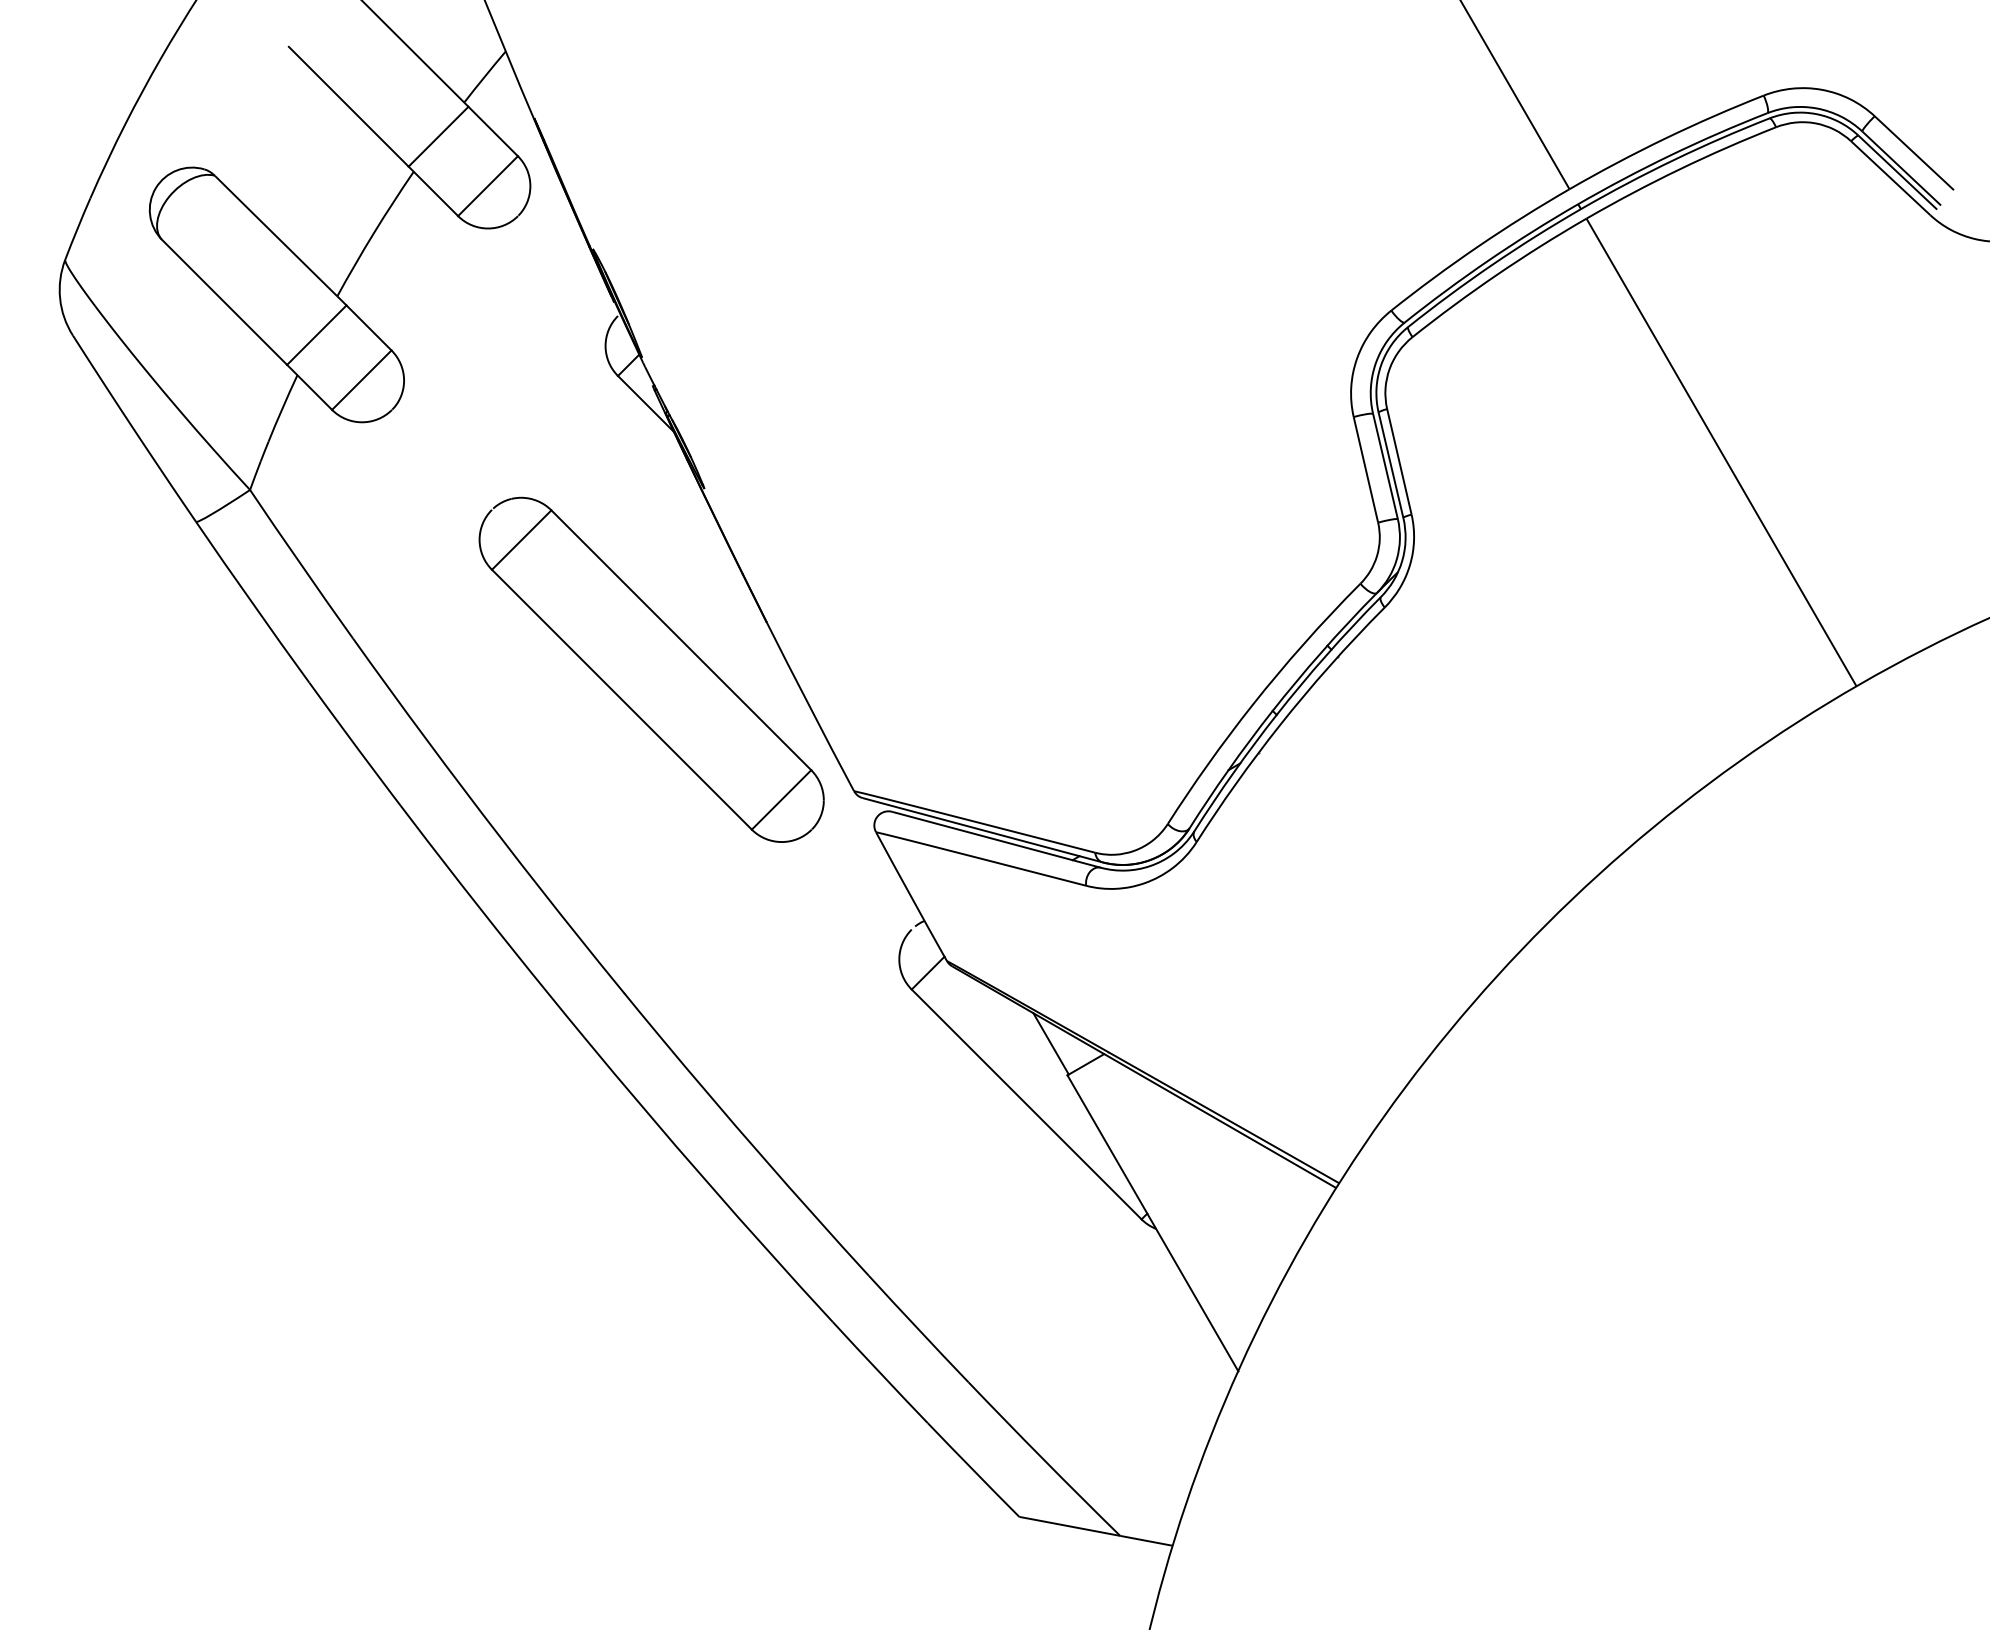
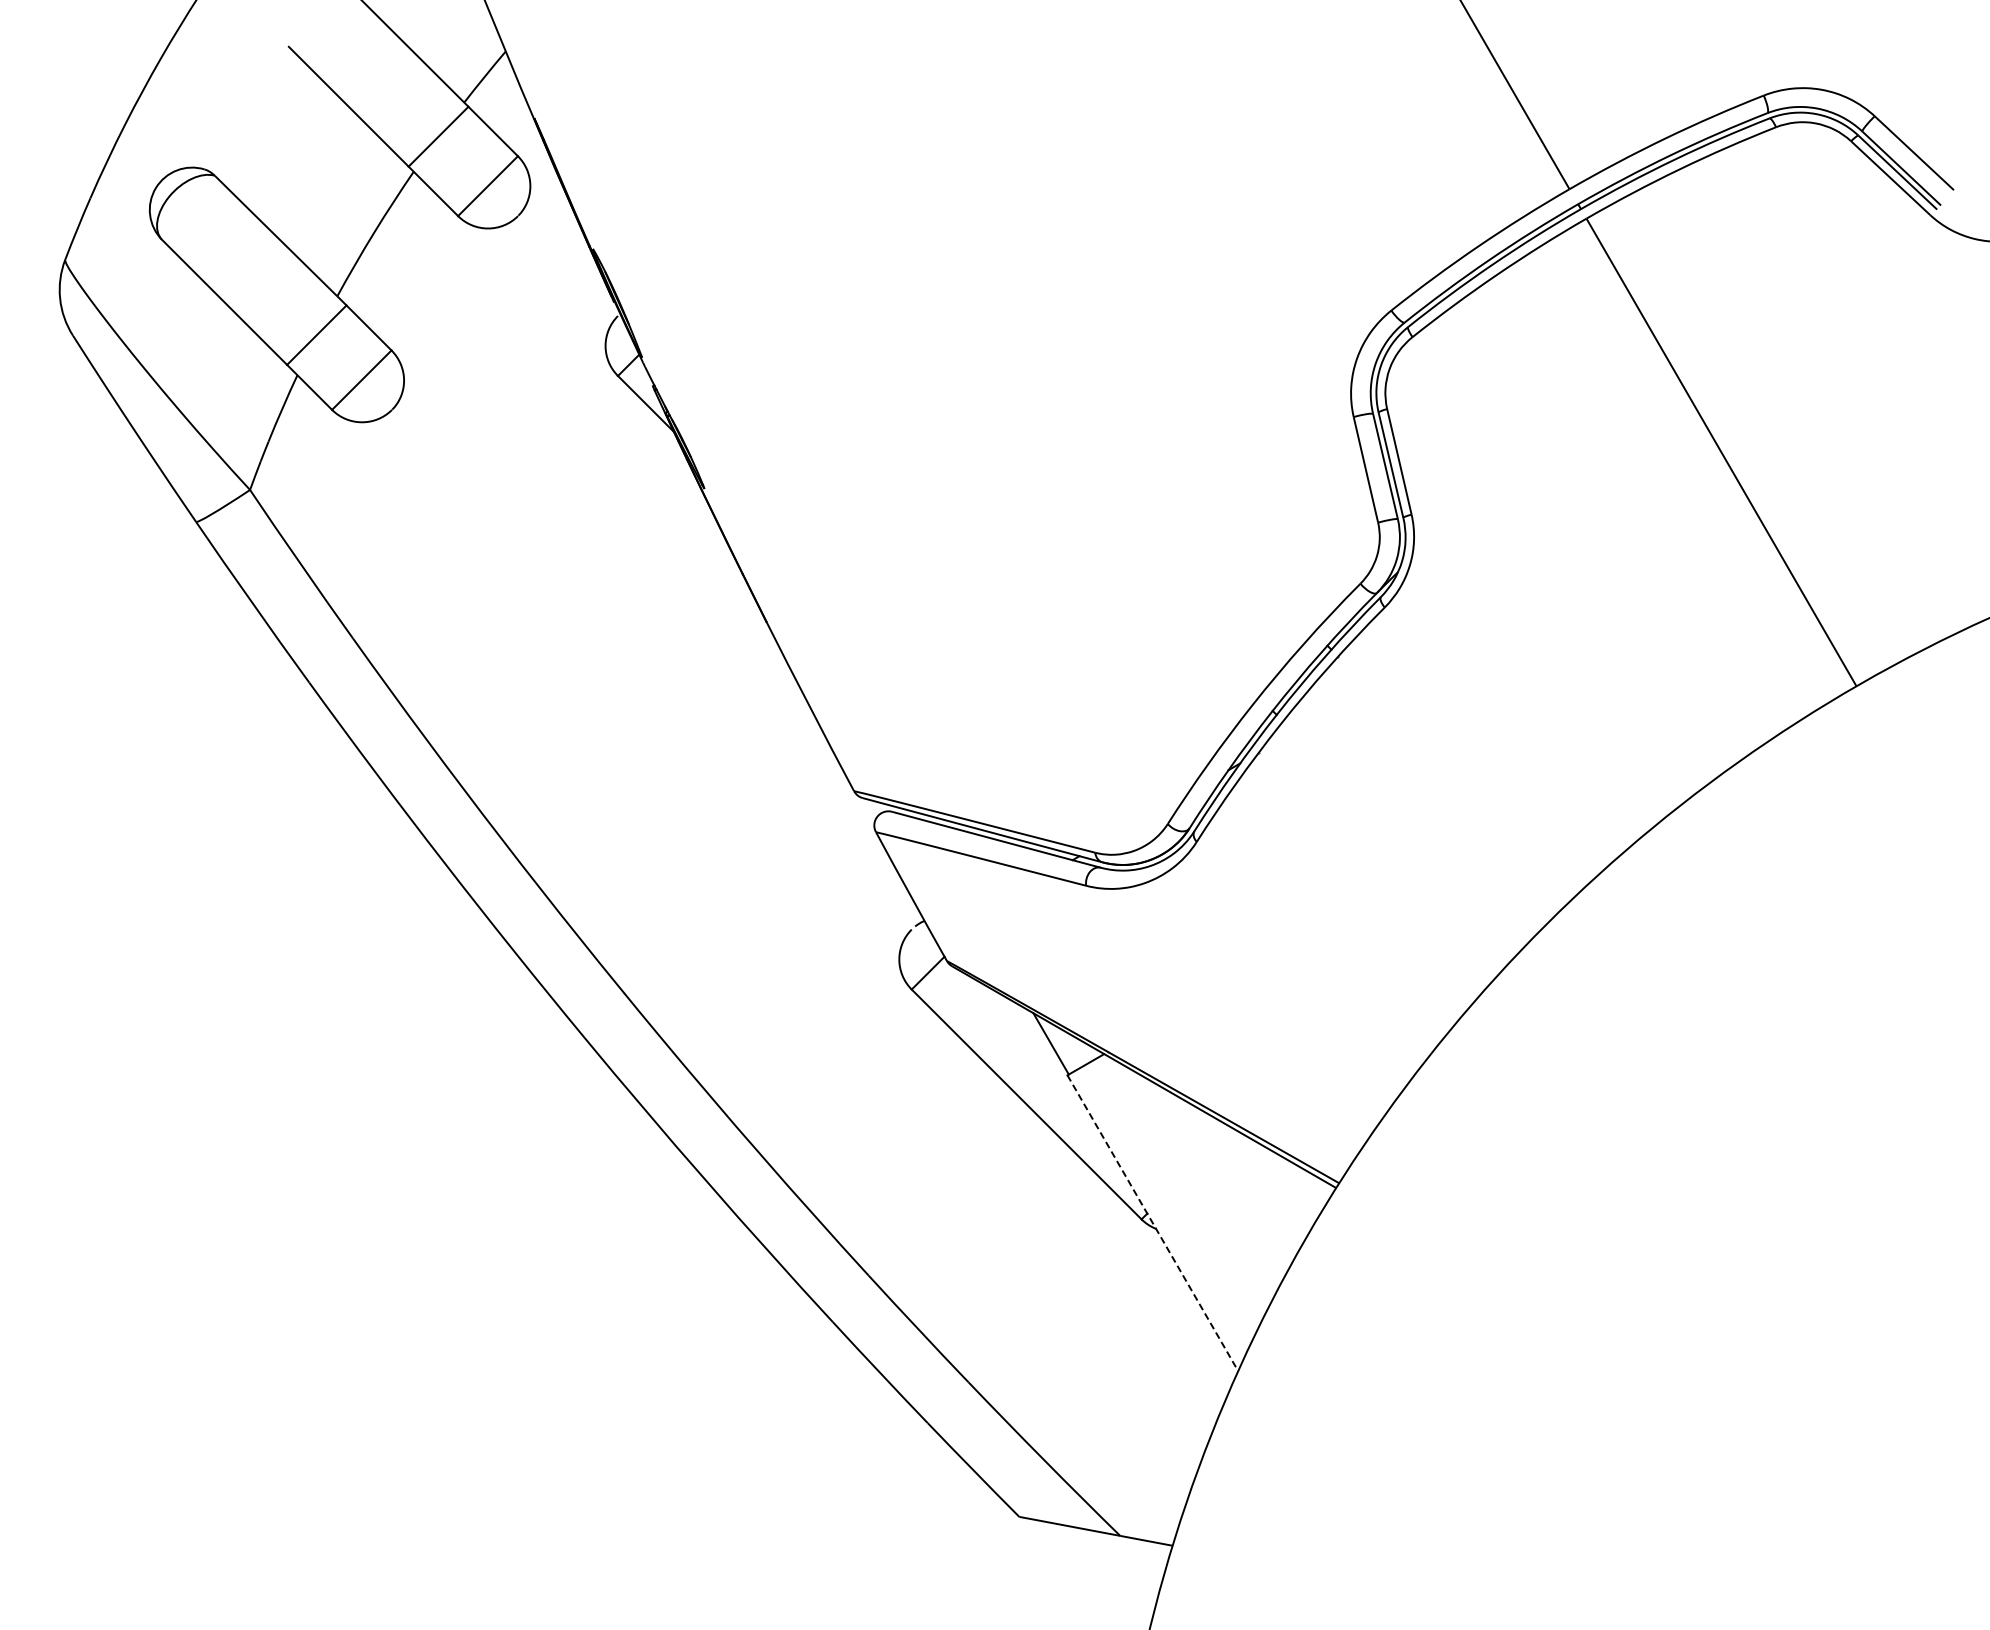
part: present -> none (651, 669)
line: solid -> dashed (1152, 1223)
